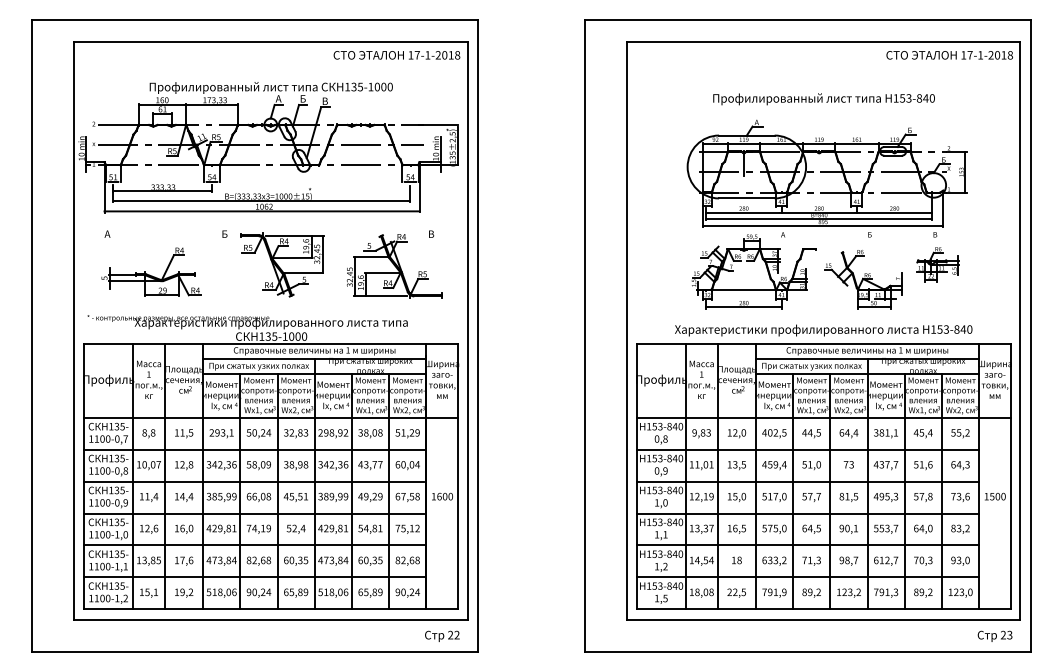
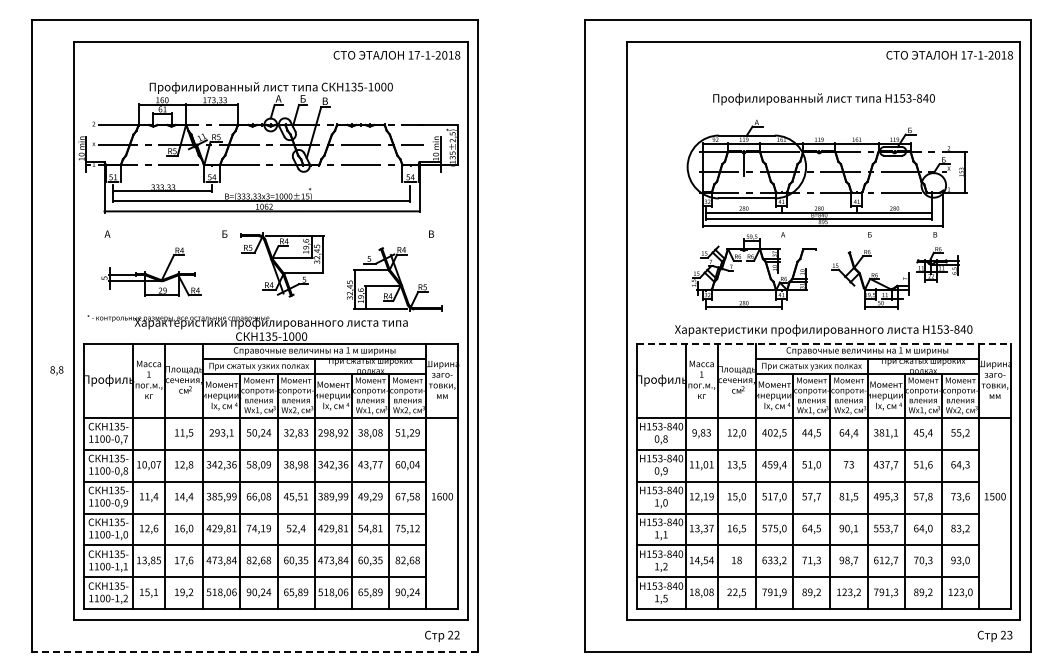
part position: (394, 266) -> (394, 279) (394, 279)
part position: (863, 279) -> (870, 279) (870, 279)
line: solid -> dashed (824, 343)
text position: (148, 433) -> (56, 370) (56, 370)
line: solid -> dashed (254, 651)
